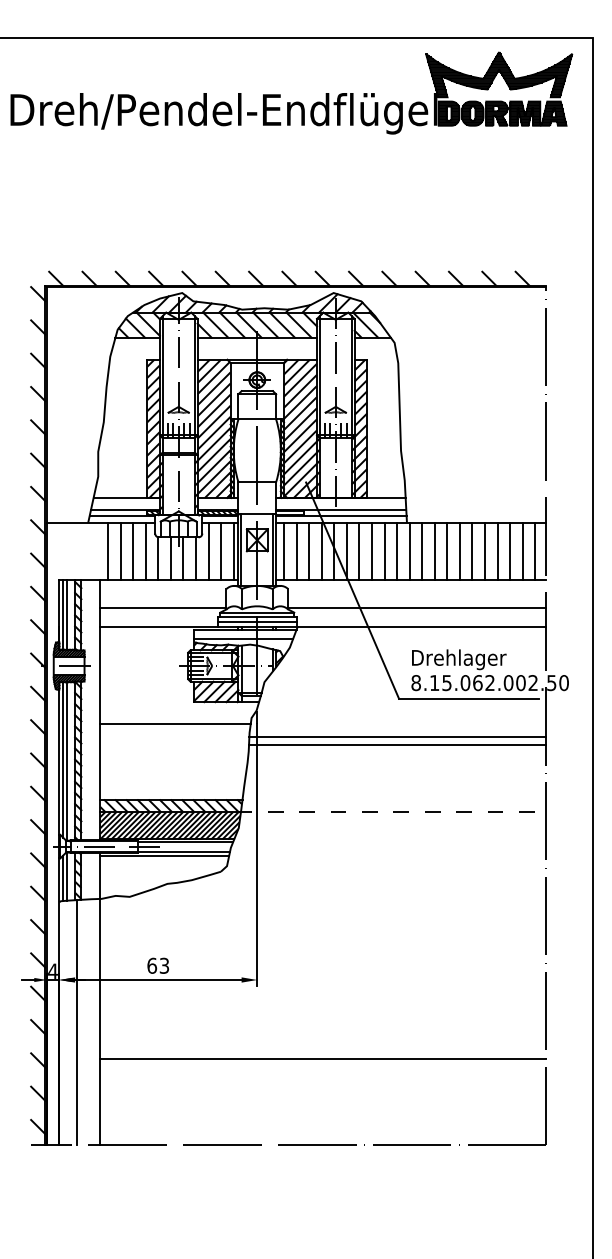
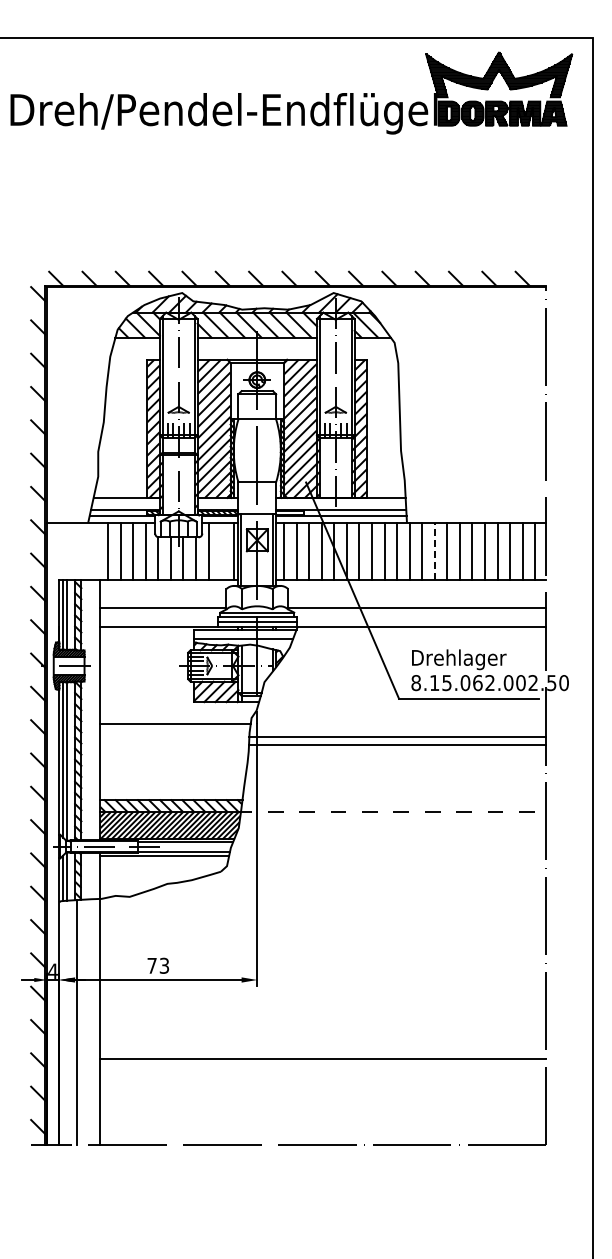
line: solid -> dashed (434, 550)
line: present -> none (221, 551)
text: 63 -> 73 (152, 965)
